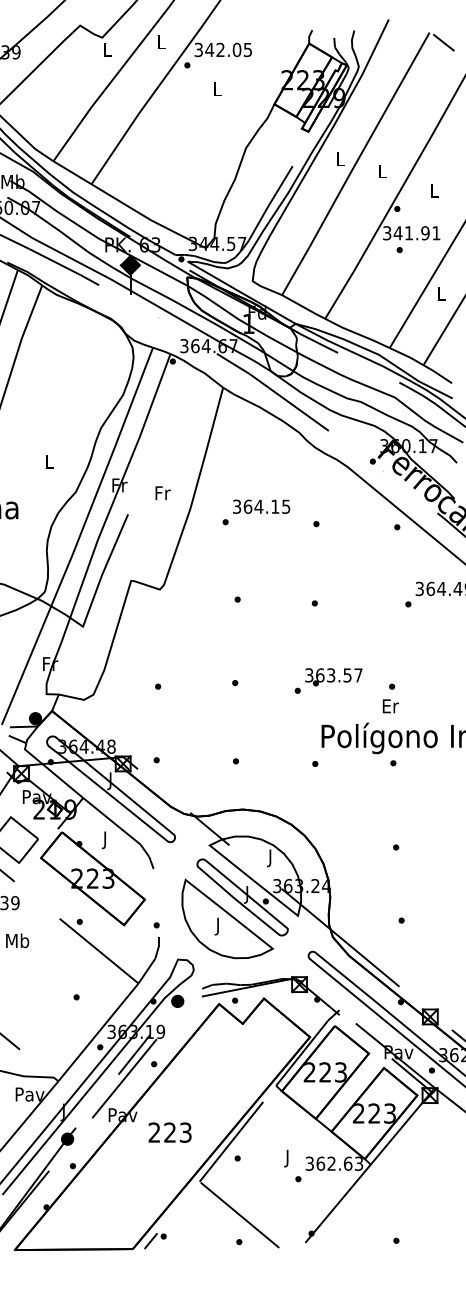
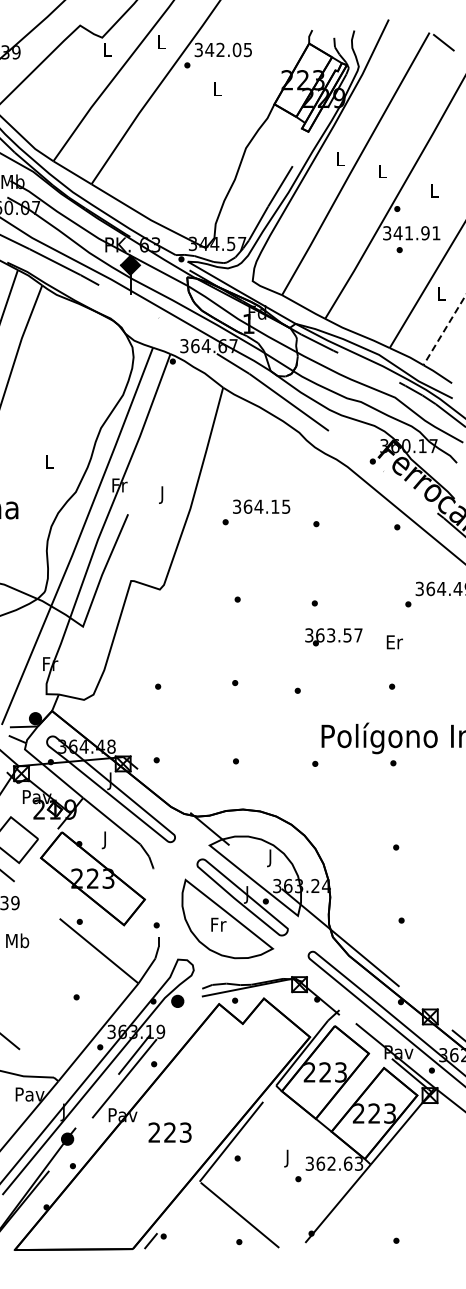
line: solid -> dashed (444, 330)
text: Fr -> J (162, 494)
text position: (333, 677) -> (333, 637) (333, 637)
text position: (390, 706) -> (394, 642) (394, 642)
text: J -> Fr (218, 926)
